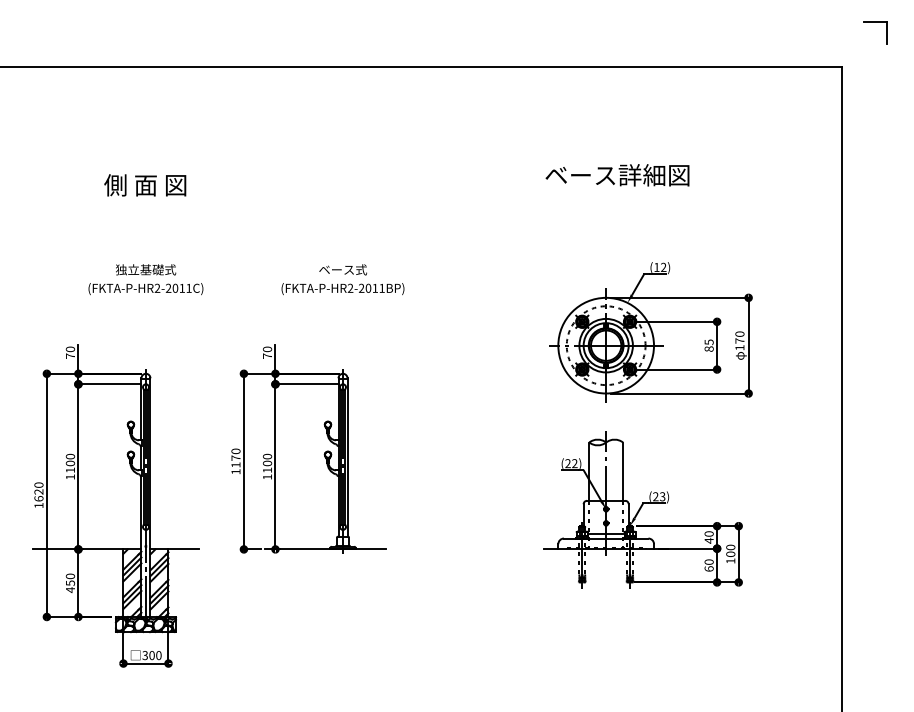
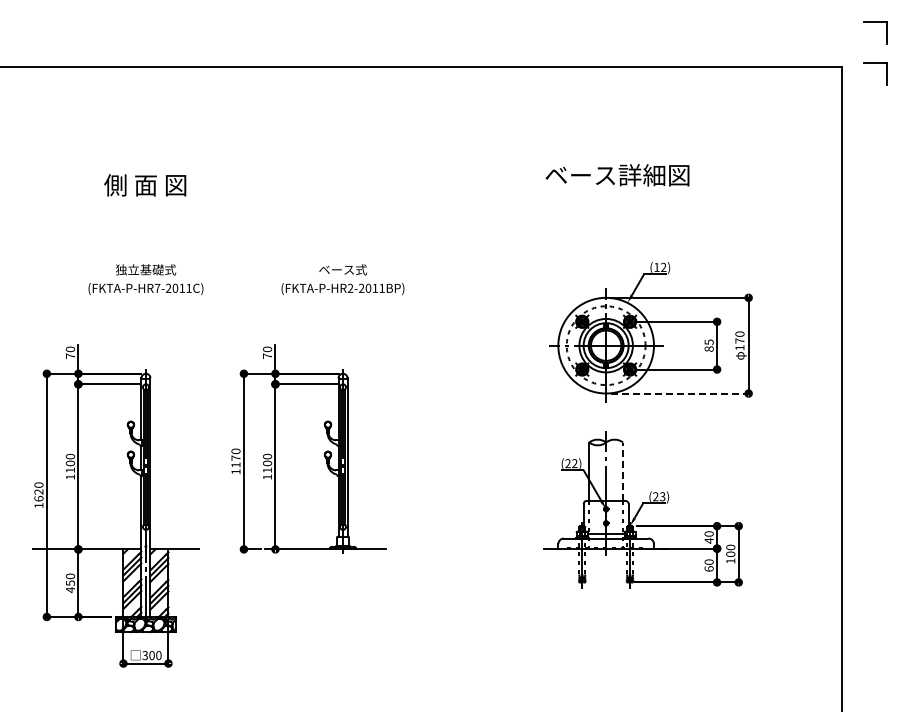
part: none -> present (875, 63)
text: (FKTA-P-HR2-2011C) -> (FKTA-P-HR7-2011C) (157, 287)
line: solid -> dashed (679, 393)
line: solid -> dashed (623, 471)
